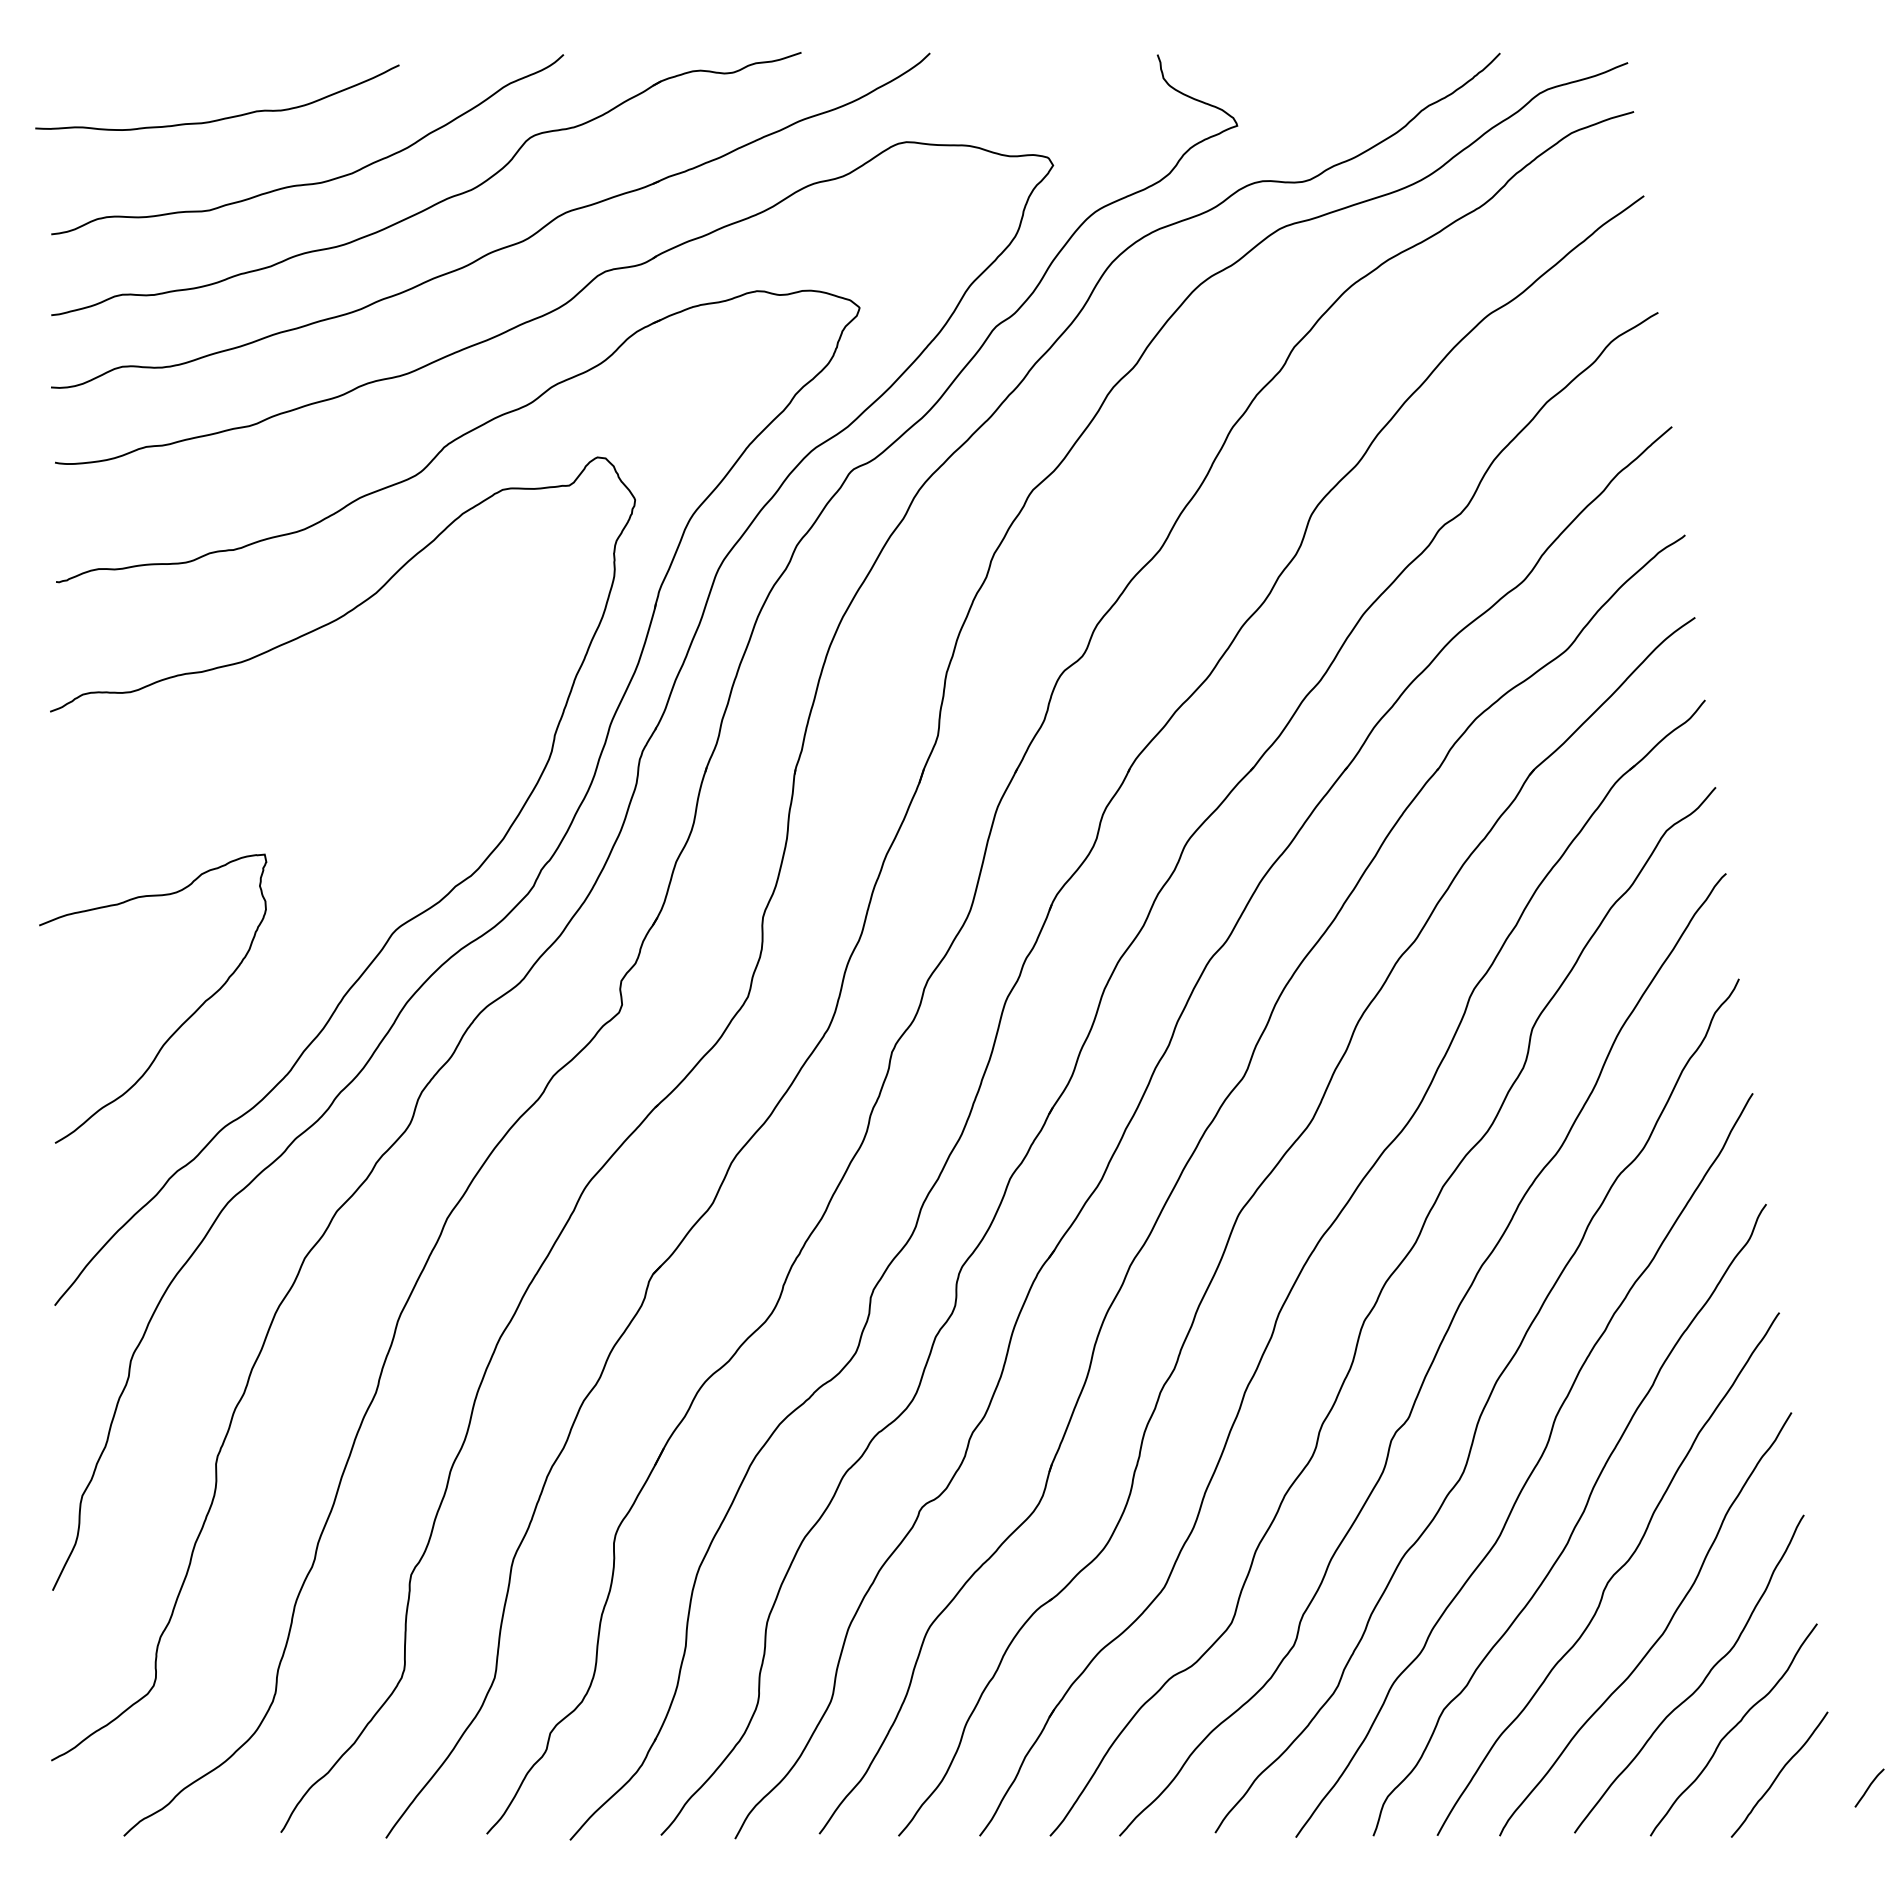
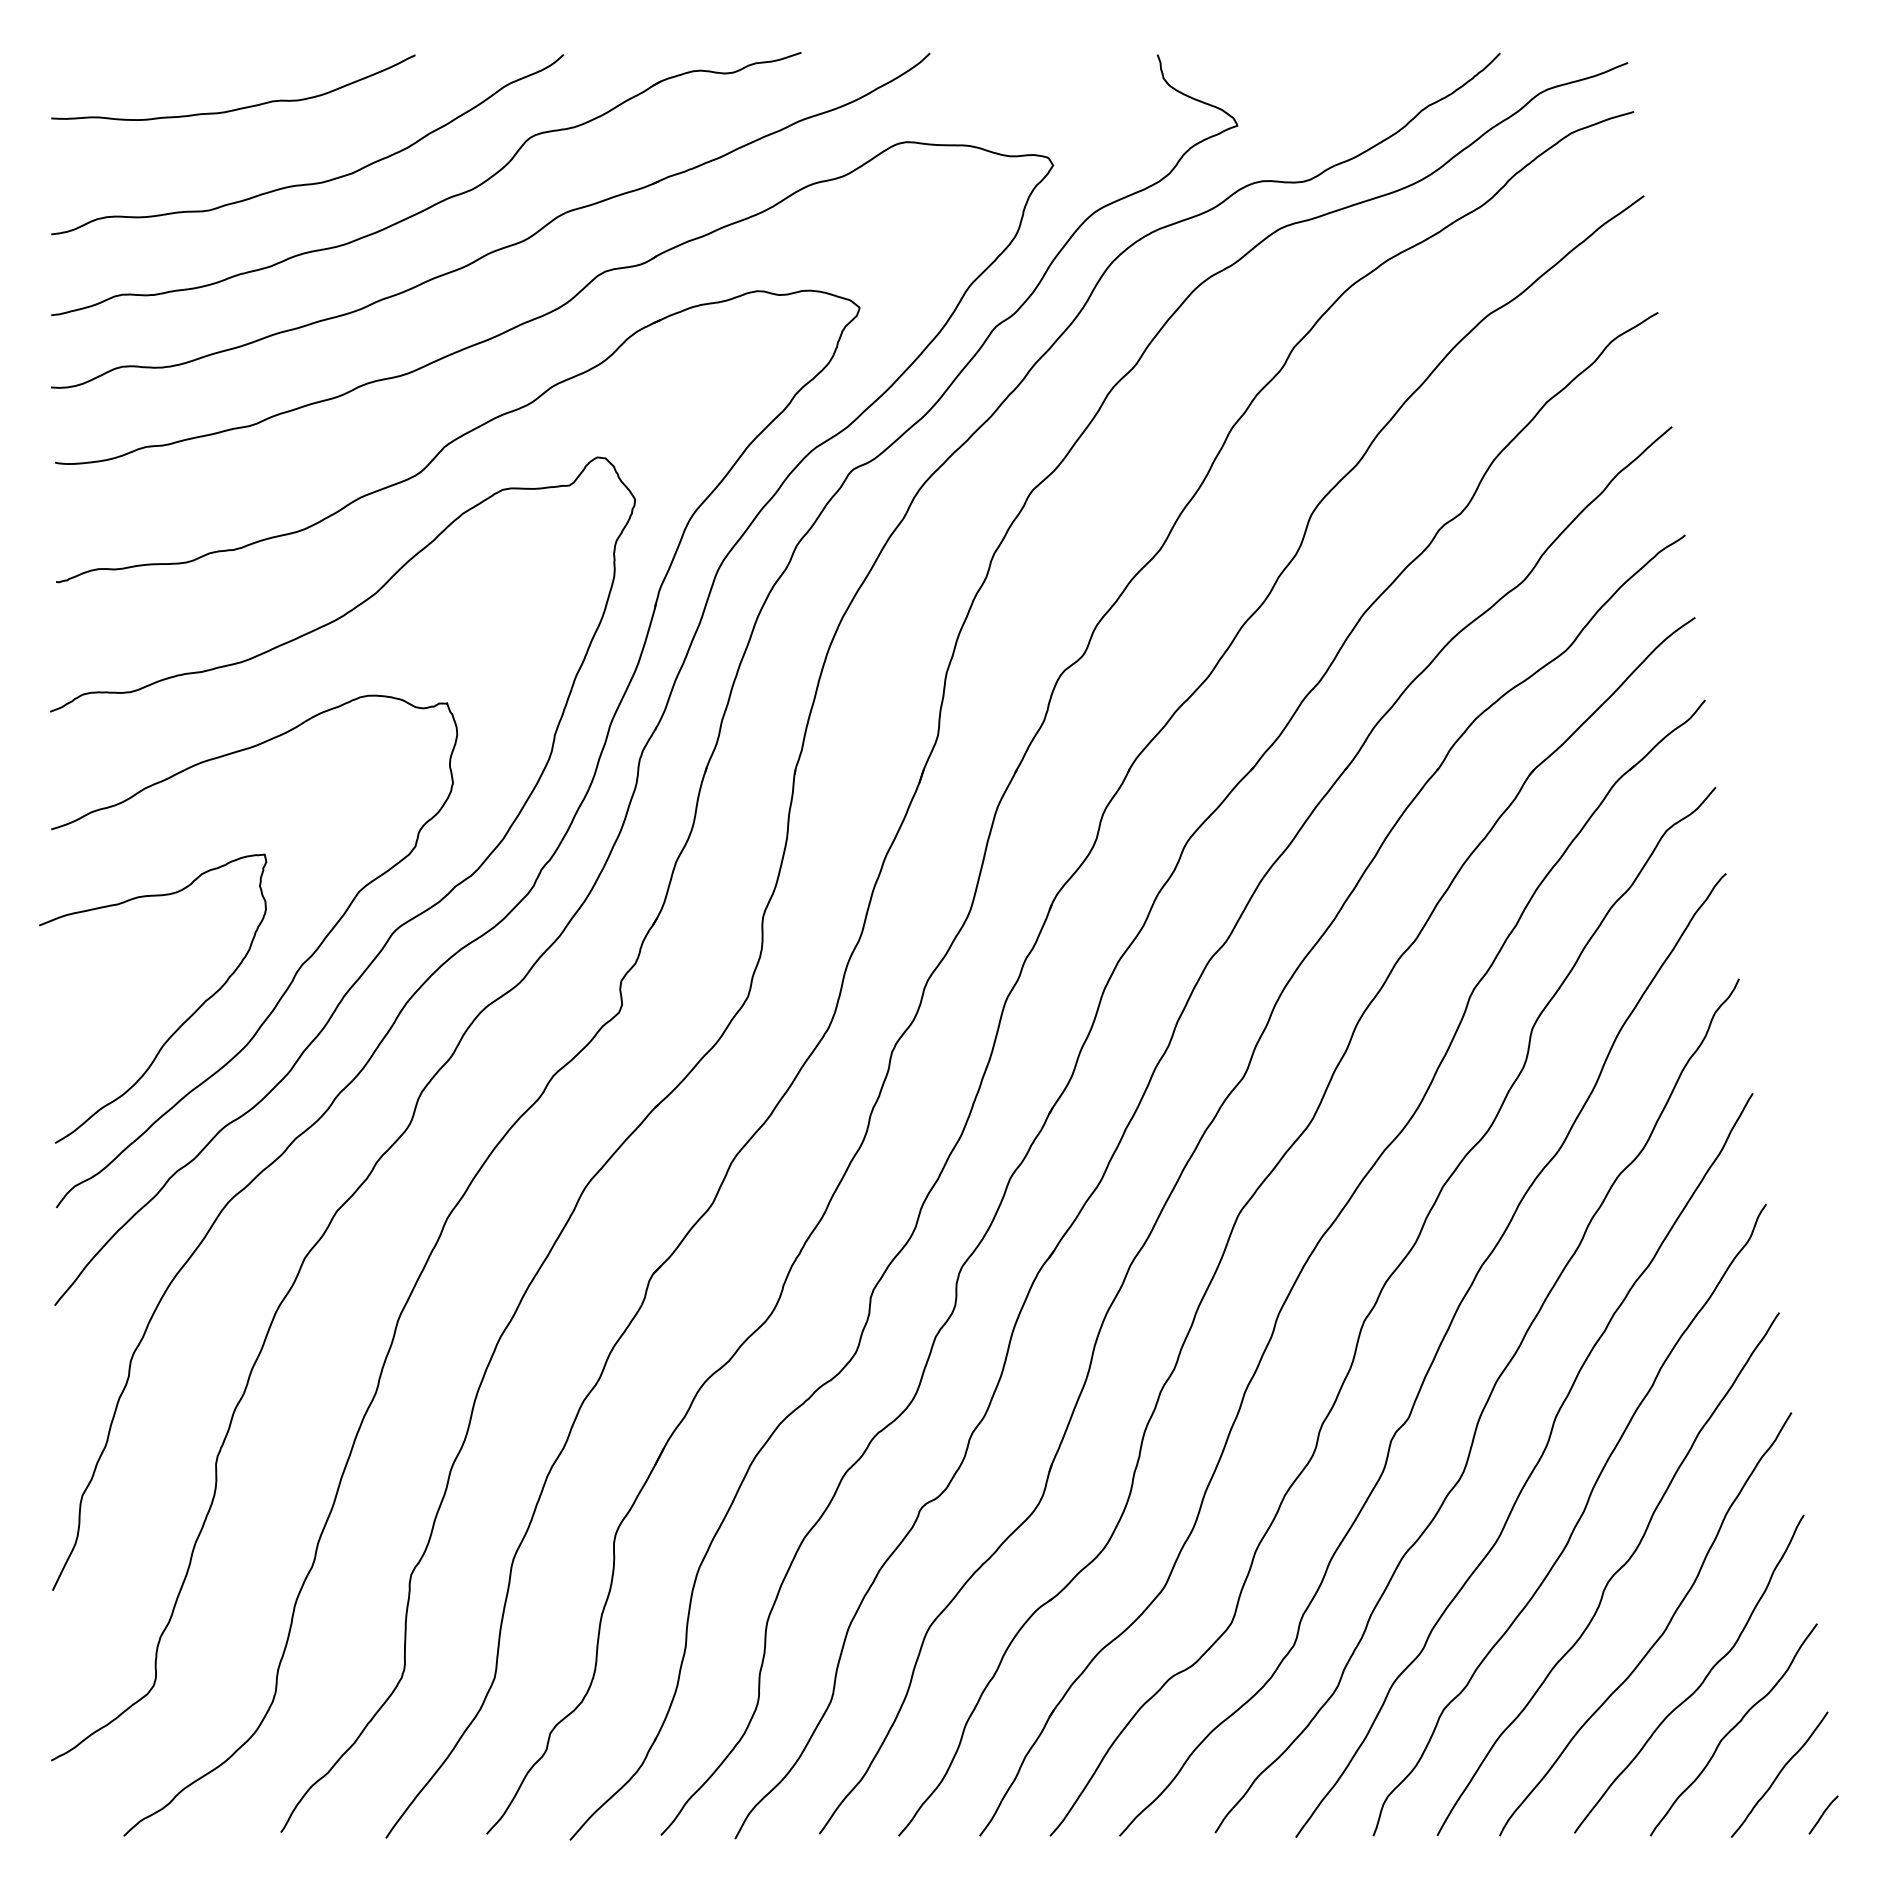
curve position: (224, 117) -> (240, 107) (240, 107)
curve: none -> present (295, 972)
curve position: (1869, 1787) -> (1823, 1814) (1823, 1814)
